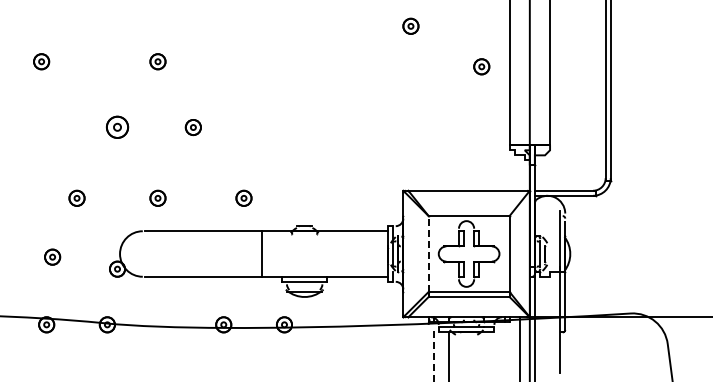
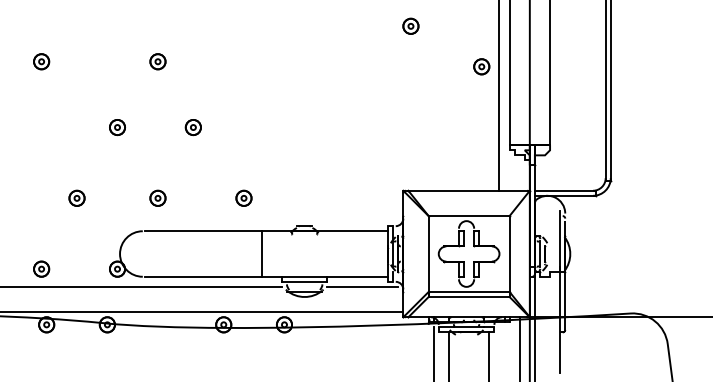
line: none -> present (499, 96)
part size: 25x24 px -> 17x18 px (117, 127)
line: dashed -> solid (428, 254)
part position: (52, 256) -> (41, 268) (41, 268)
line: none -> present (141, 286)
line: none -> present (362, 286)
line: none -> present (202, 312)
line: dashed -> solid (433, 354)
line: none -> present (489, 355)
